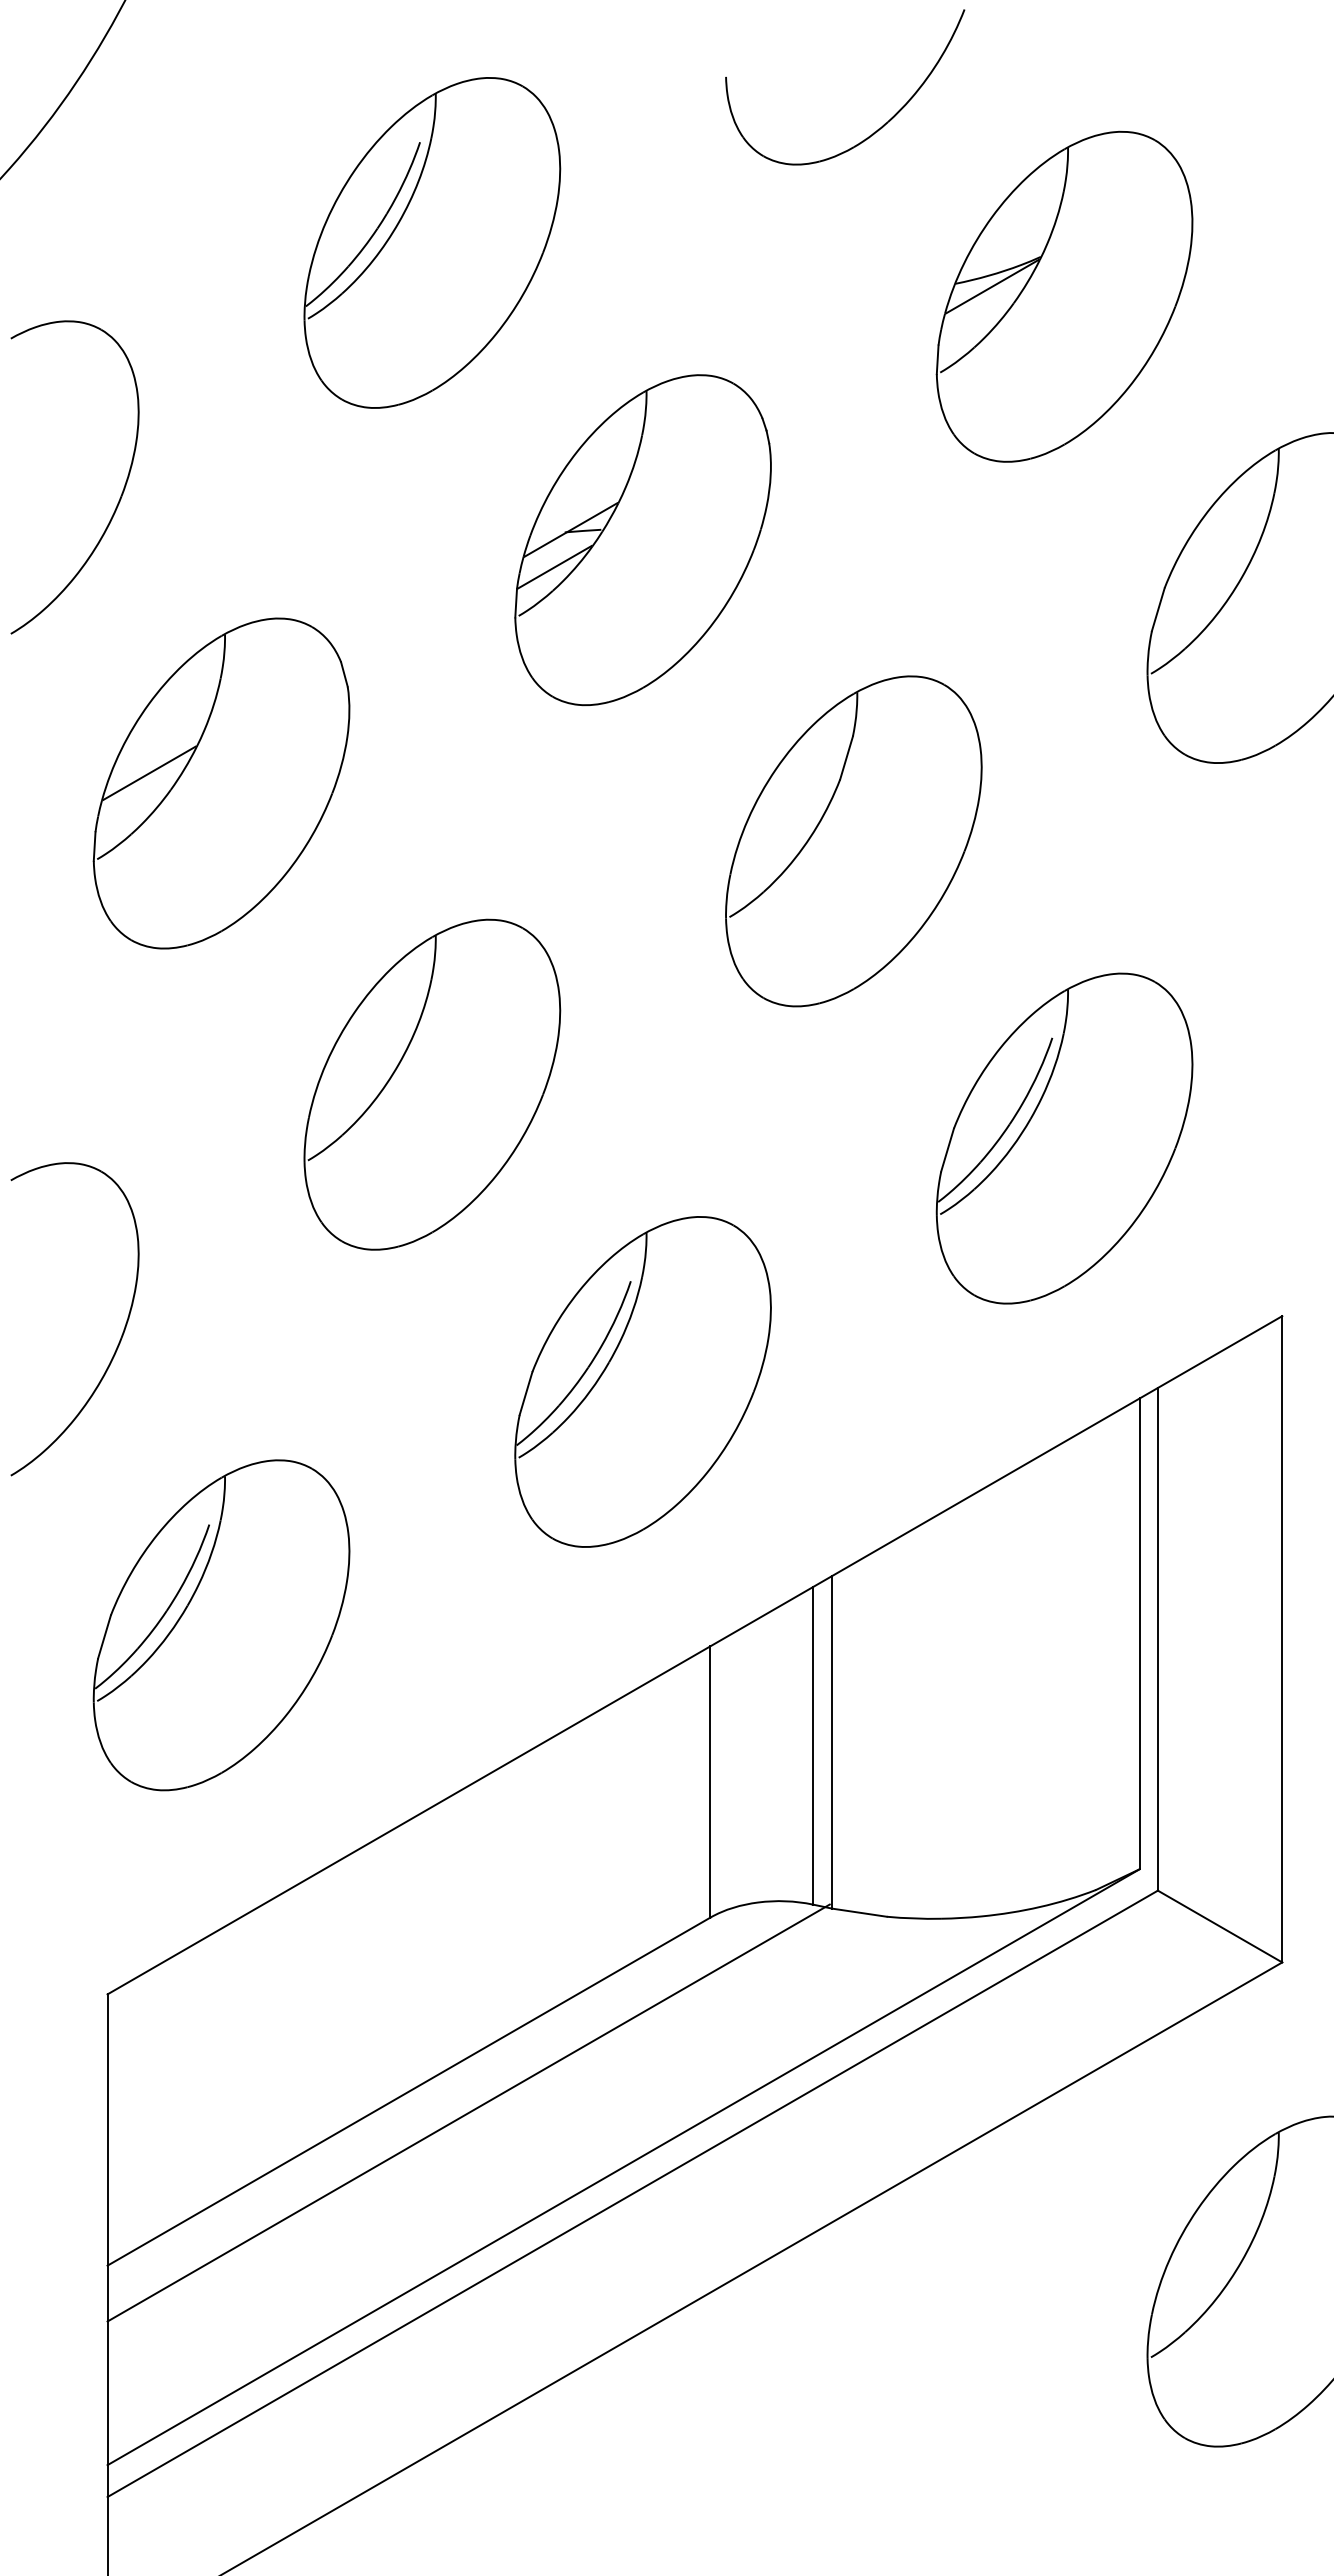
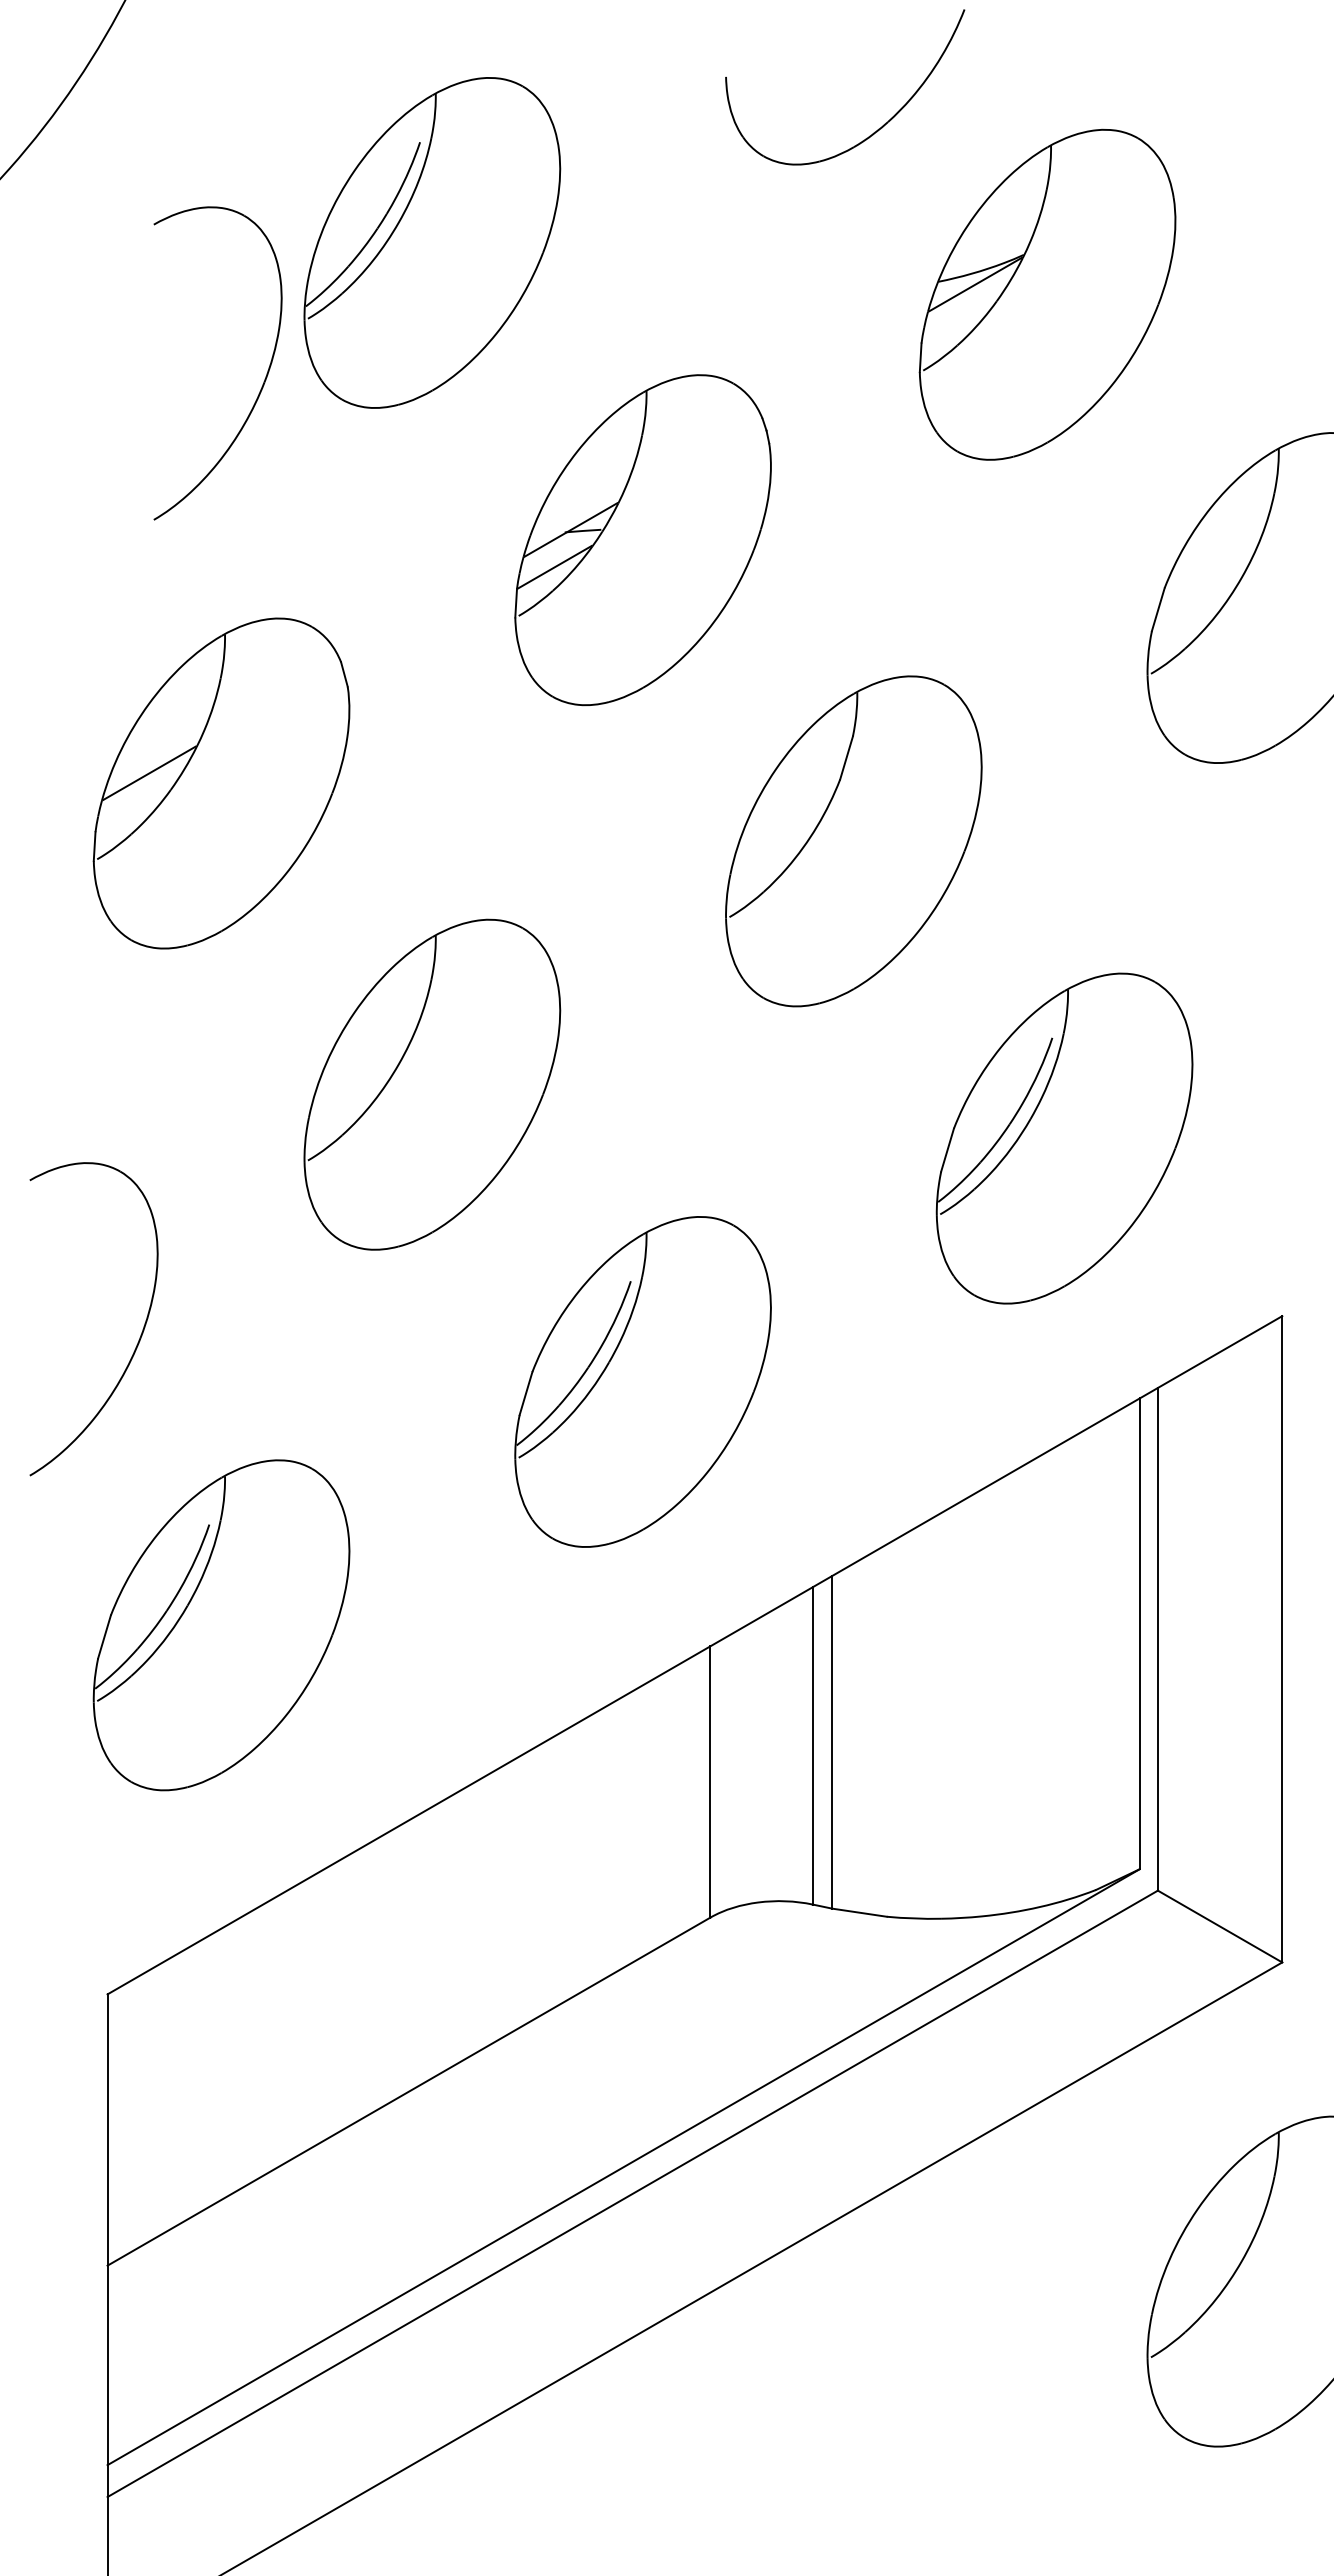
part position: (1064, 296) -> (1047, 294) (1047, 294)
part position: (120, 495) -> (263, 381) (263, 381)
part position: (121, 1334) -> (140, 1334) (140, 1334)
line: present -> none (468, 2112)
